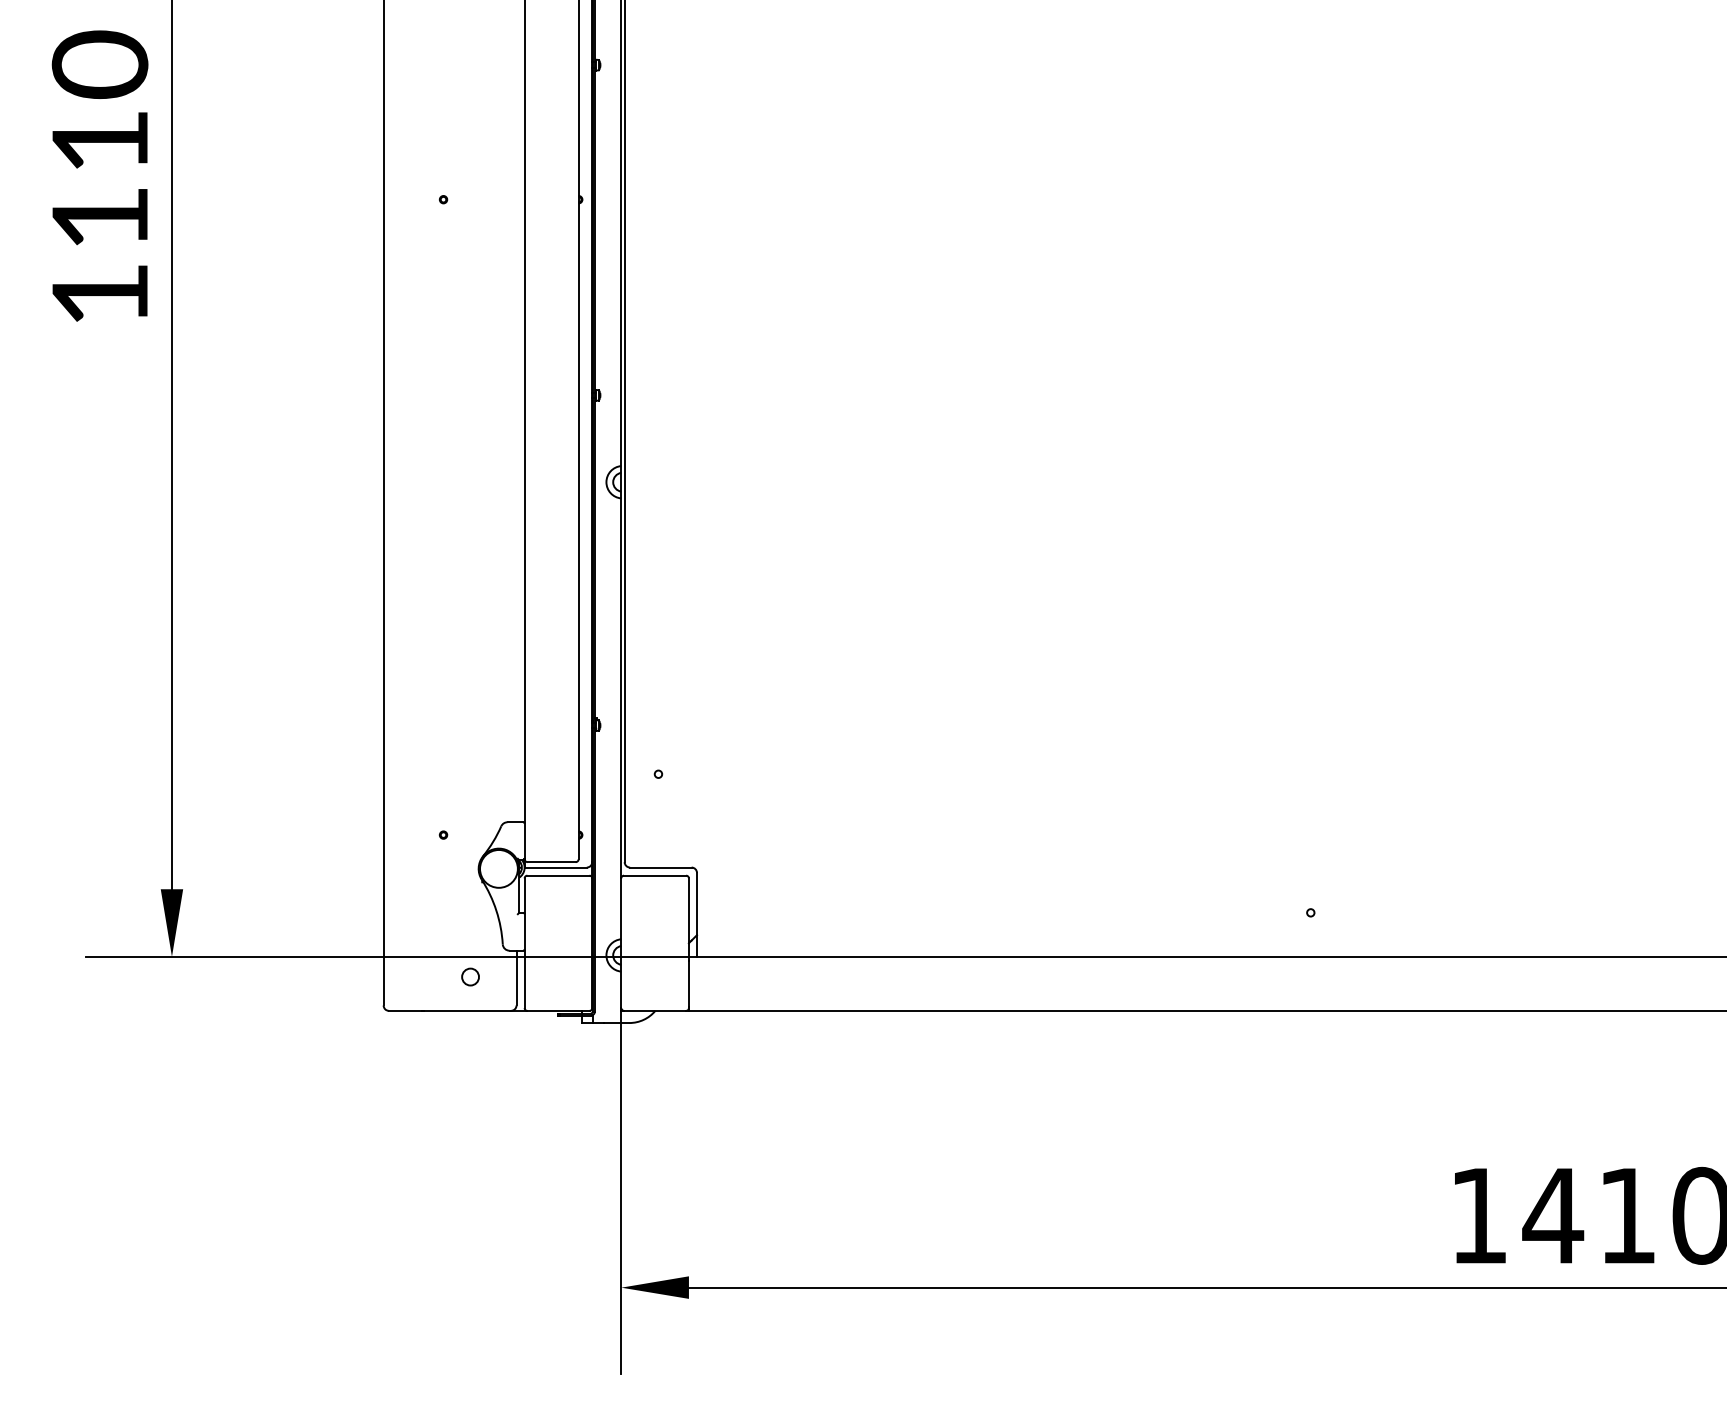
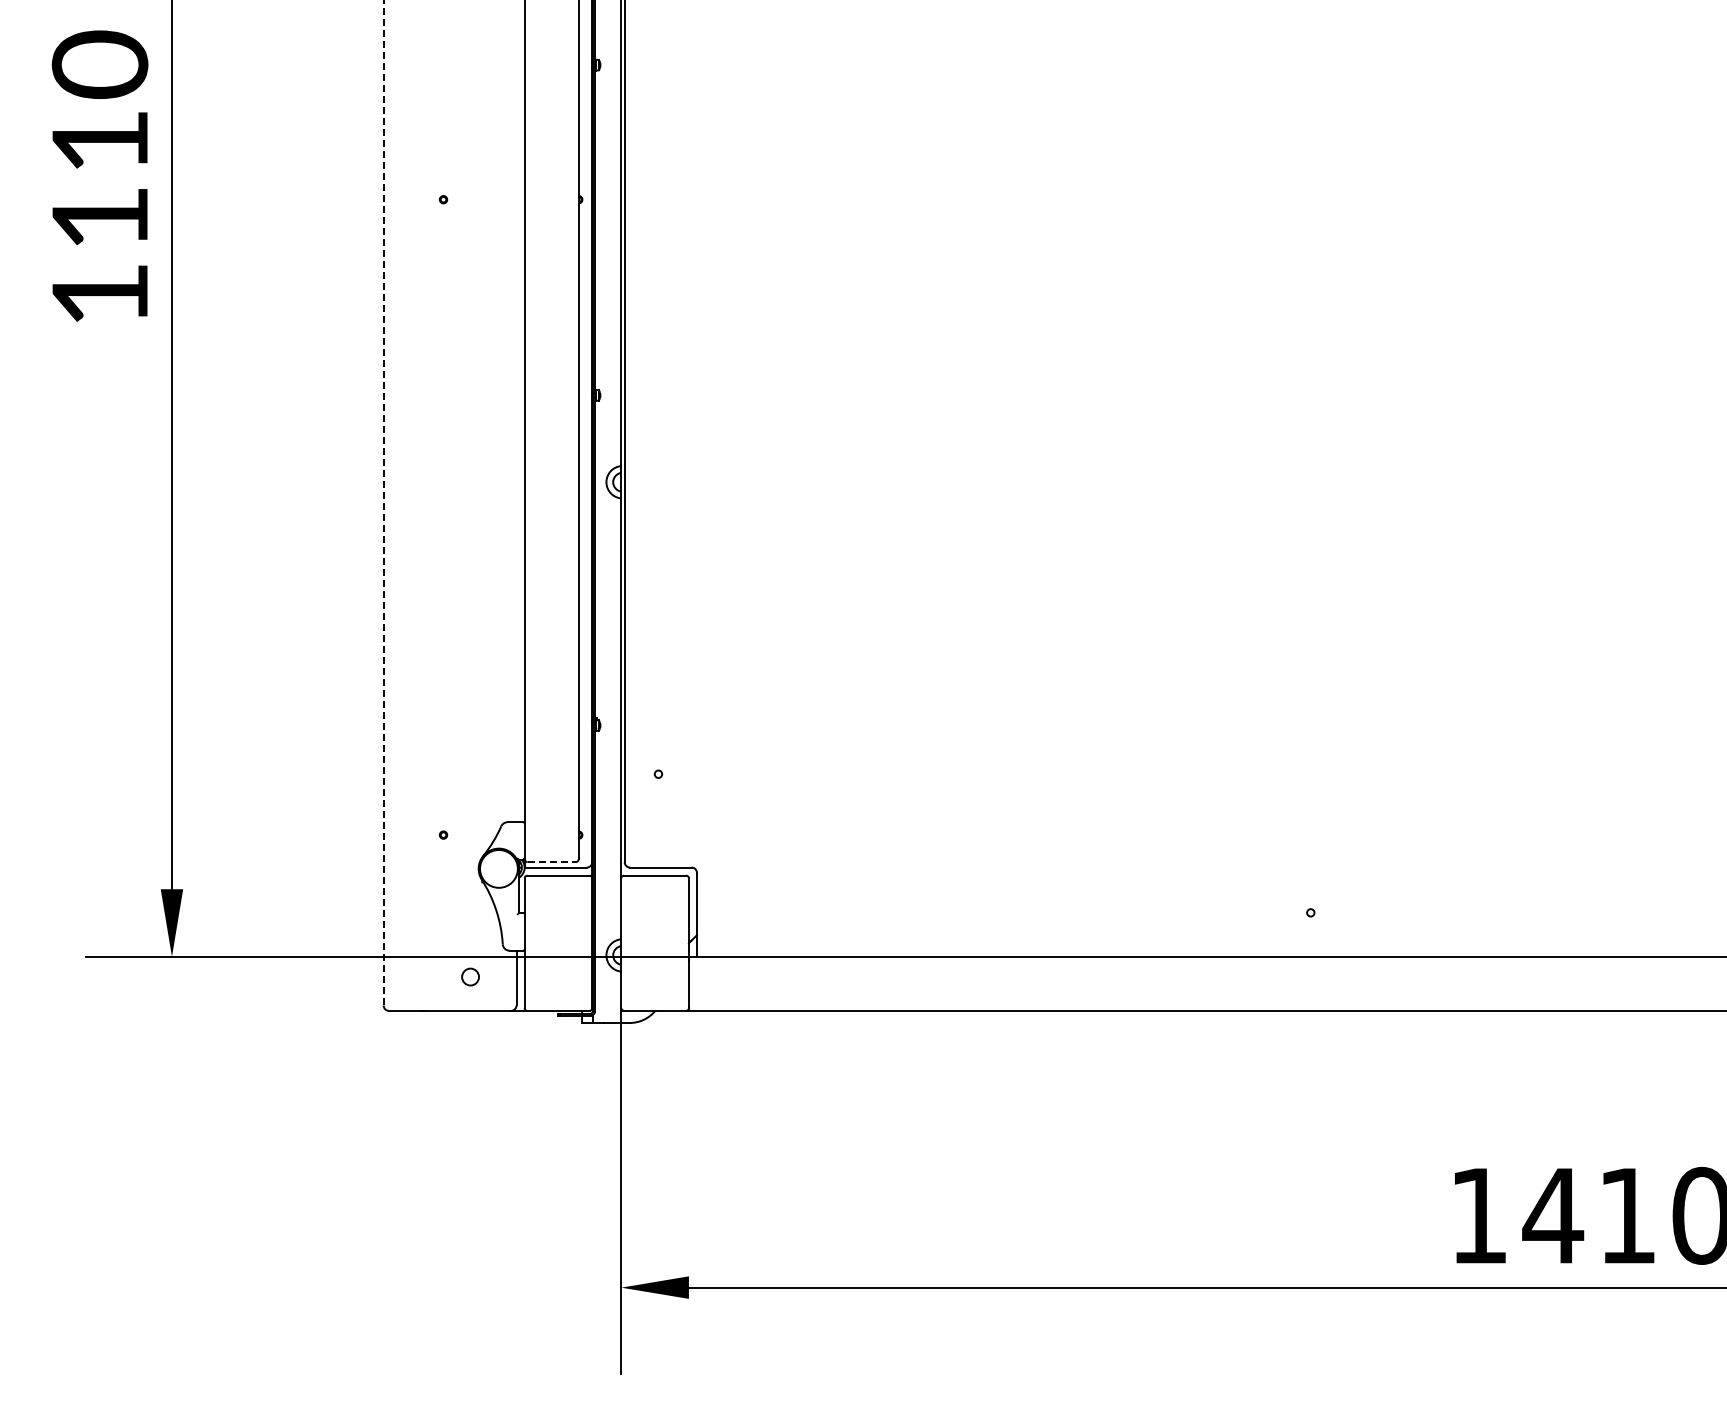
line: solid -> dashed (383, 502)
line: solid -> dashed (551, 862)
